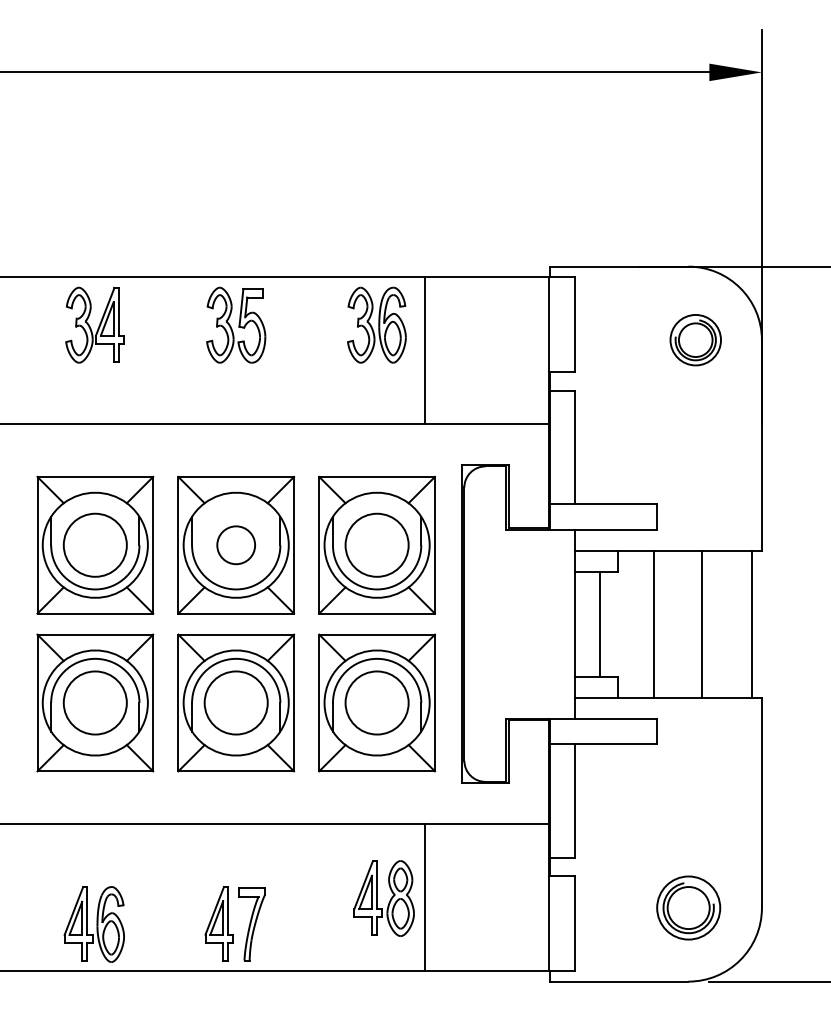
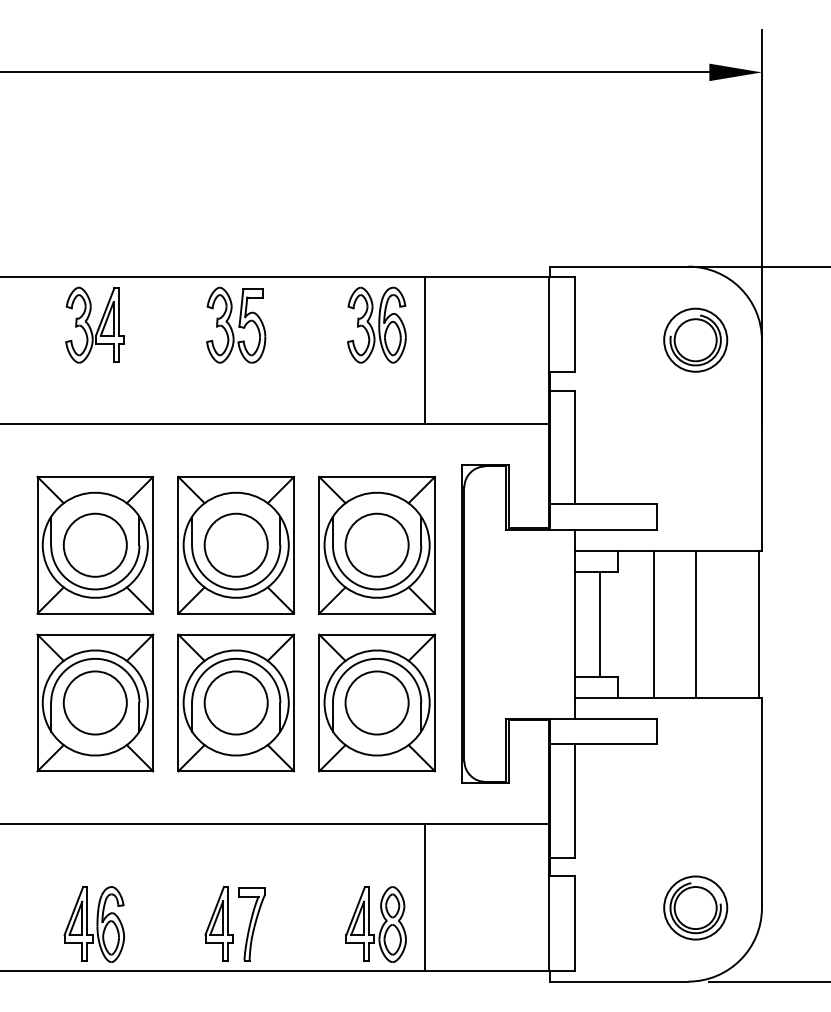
part size: 53x53 px -> 66x66 px (695, 339)
circle diameter: 38 px -> 63 px (235, 544)
line position: (701, 623) -> (695, 623) (695, 623)
line position: (751, 623) -> (758, 623) (758, 623)
part position: (383, 898) -> (375, 924) (375, 924)
part position: (688, 907) -> (695, 907) (695, 907)
